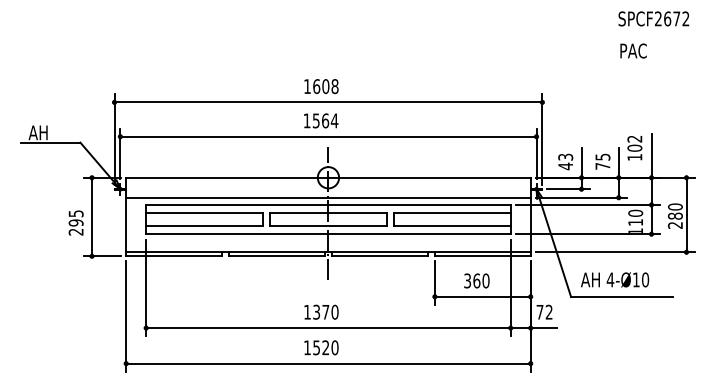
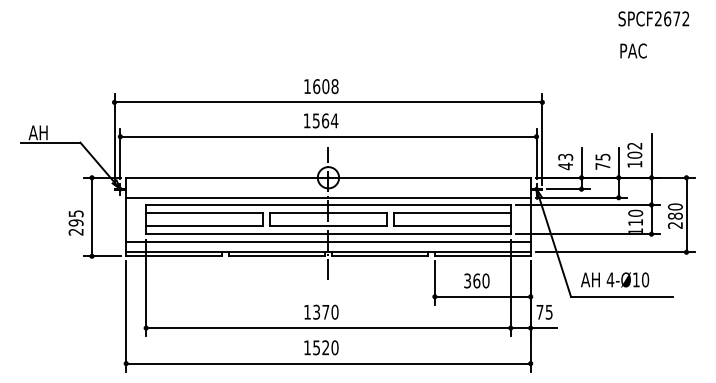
text position: (634, 148) -> (634, 155) (634, 155)
line: none -> present (328, 242)
text: 72 -> 75 (548, 311)
